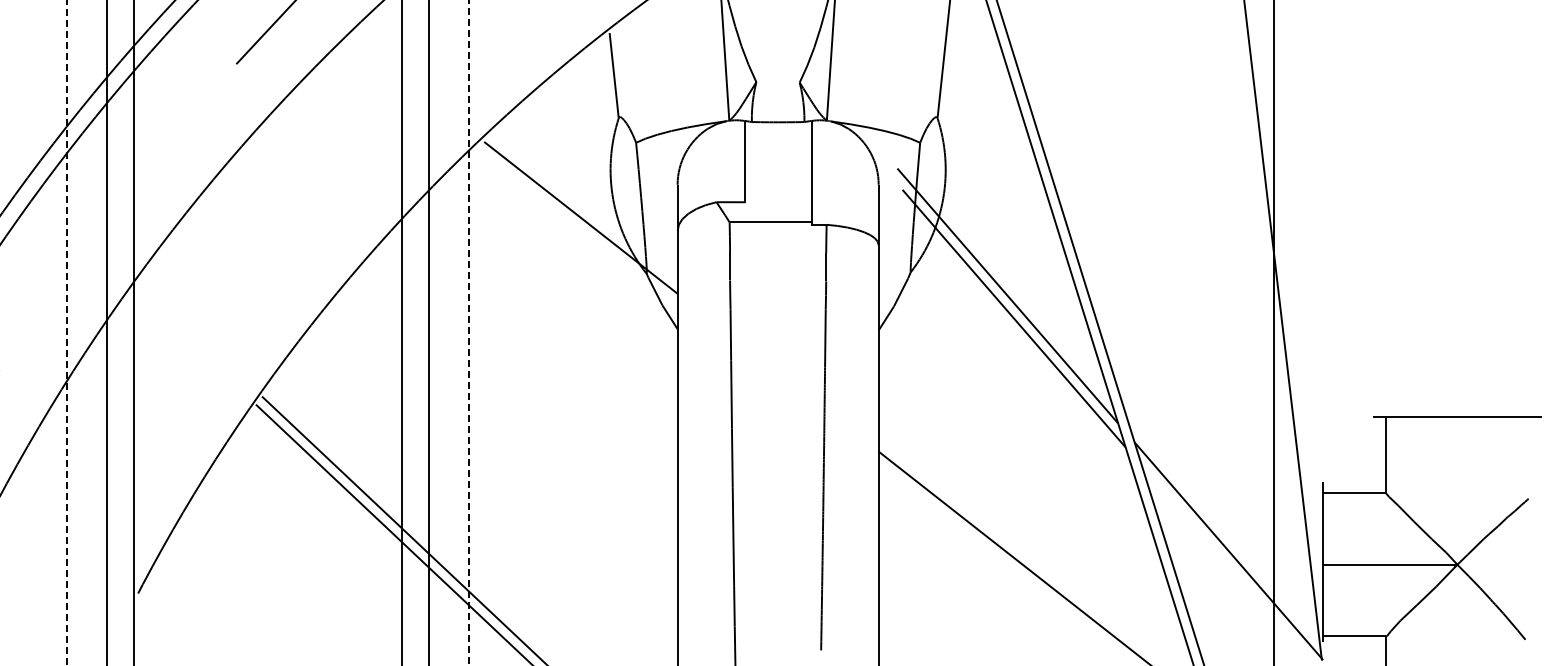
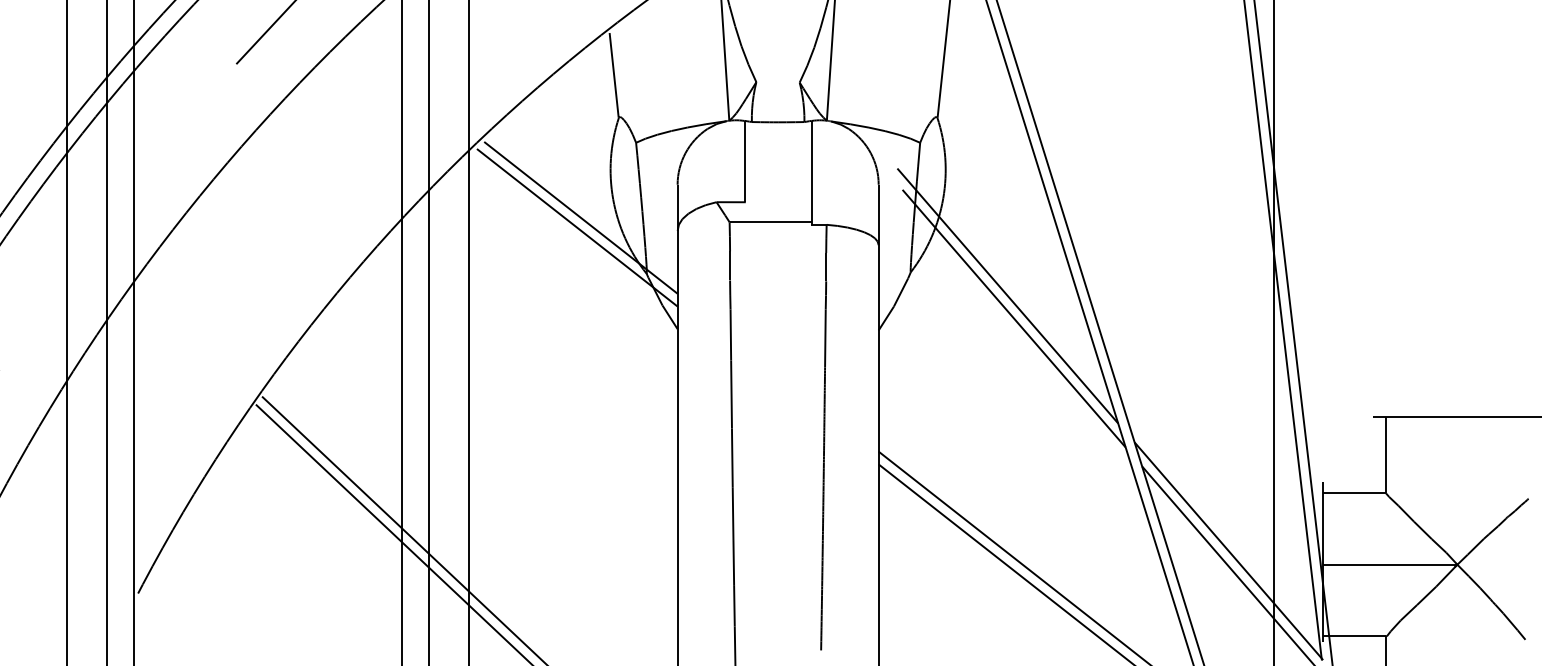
line: none -> present (576, 227)
line: none -> present (1293, 332)
line: dashed -> solid (67, 333)
line: dashed -> solid (469, 333)
line: none -> present (1004, 563)
line: none -> present (1226, 564)
